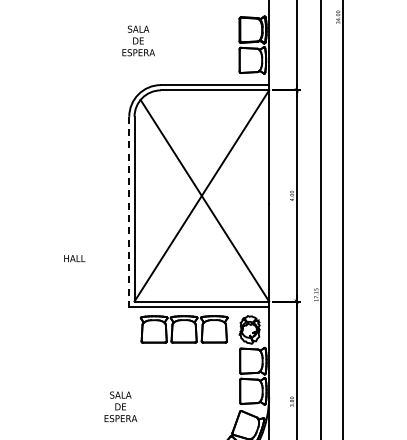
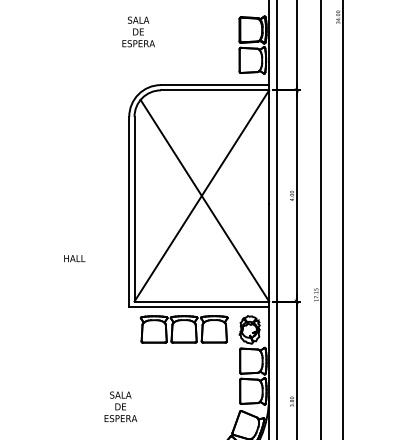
text position: (138, 40) -> (138, 31) (138, 31)
line: dashed -> solid (129, 212)
line: none -> present (277, 219)
